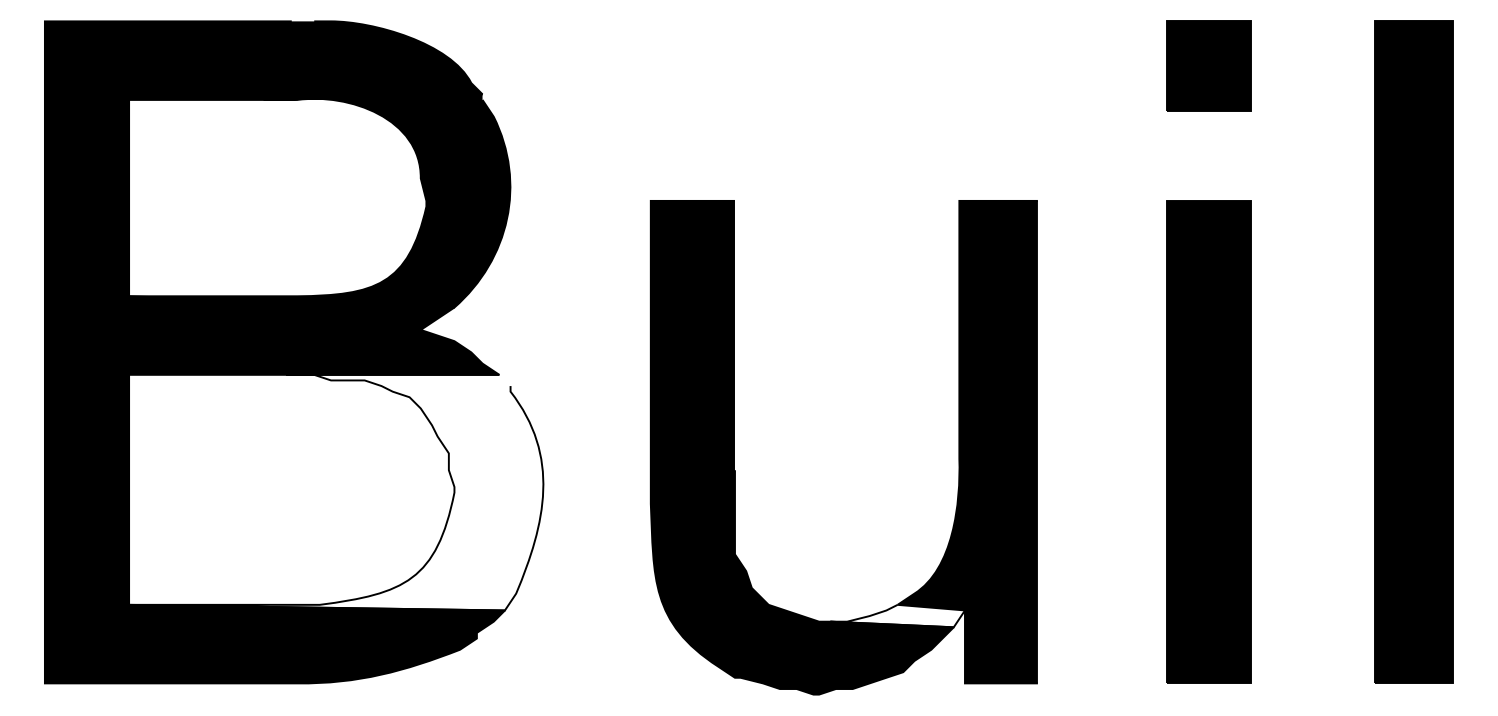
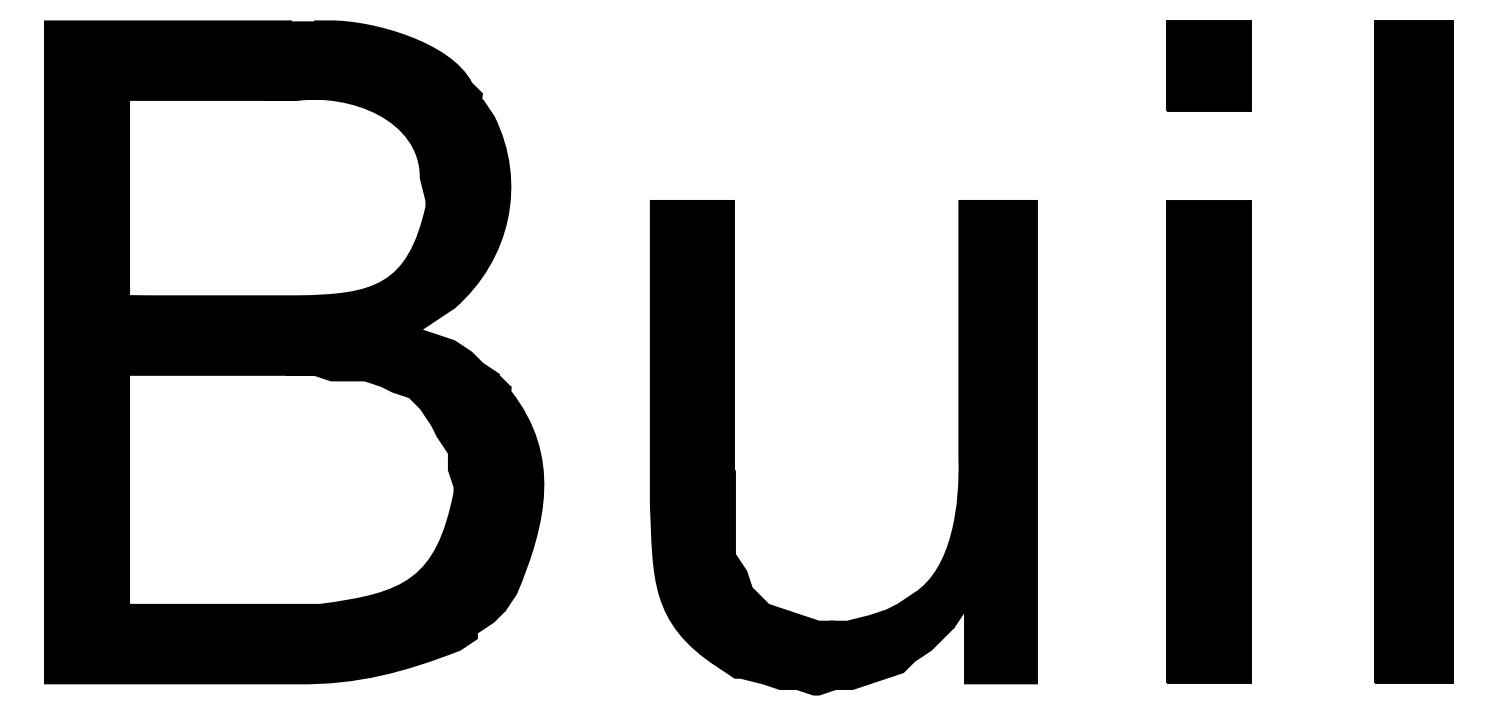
fill: none -> present (336, 492)
fill: none -> present (897, 615)
